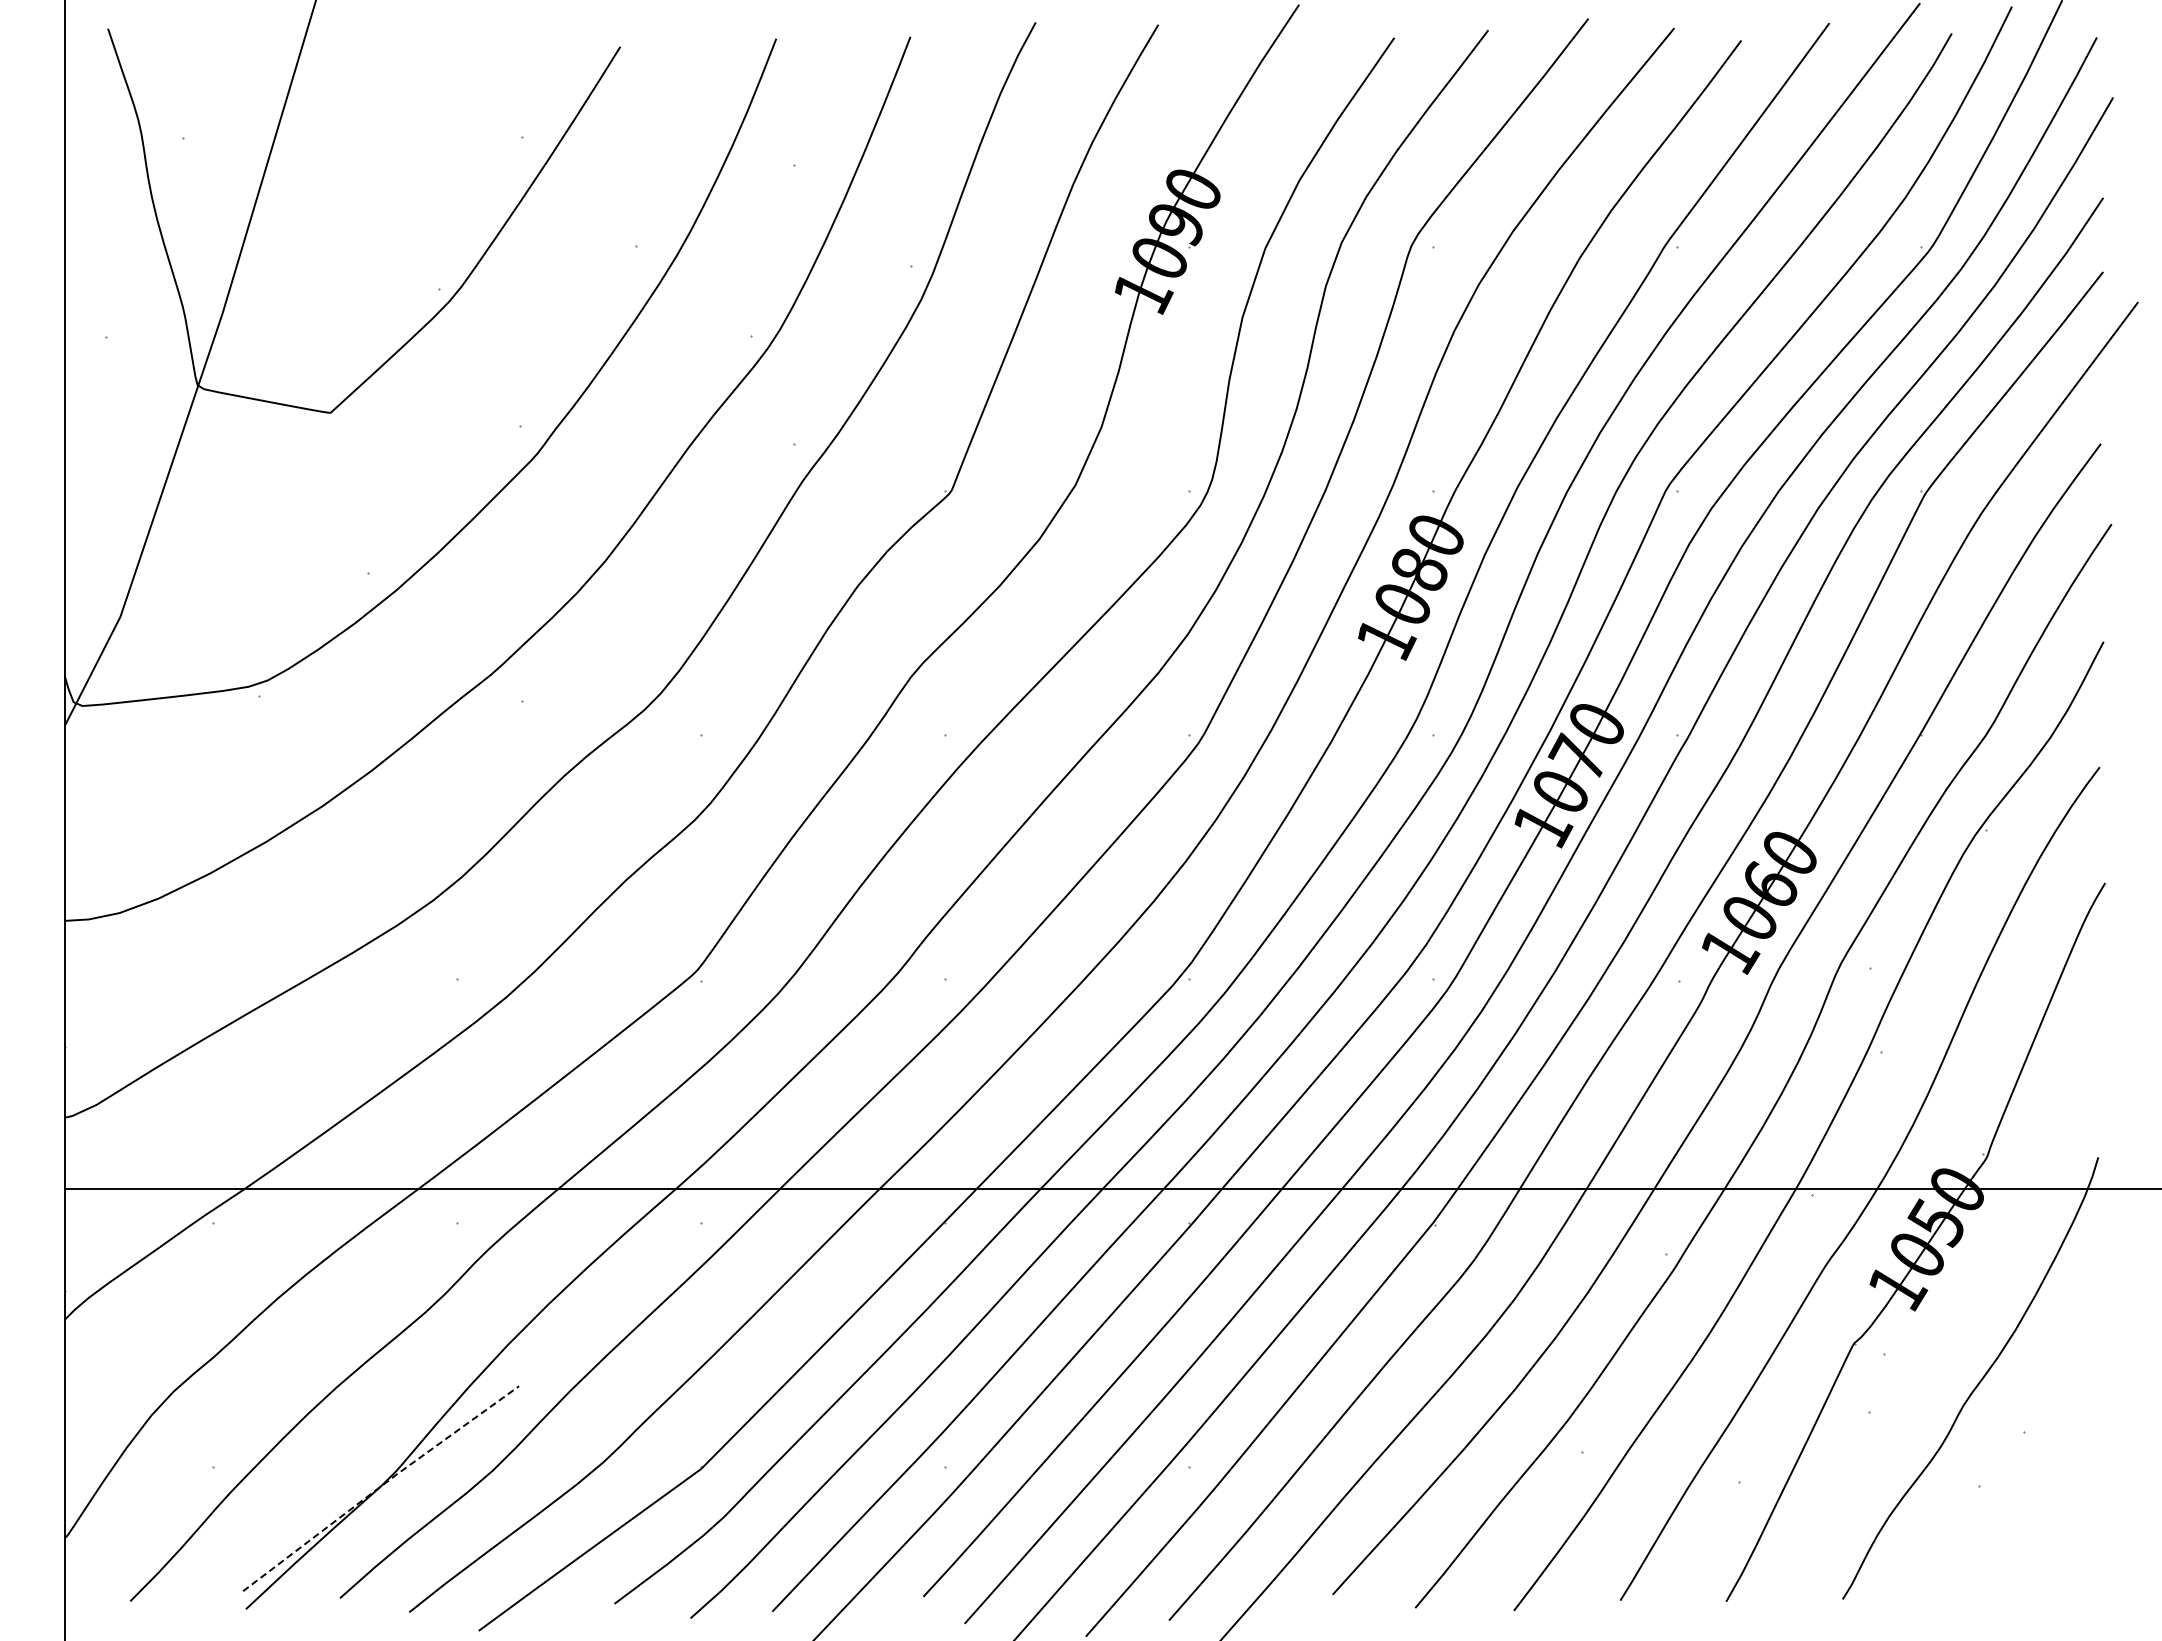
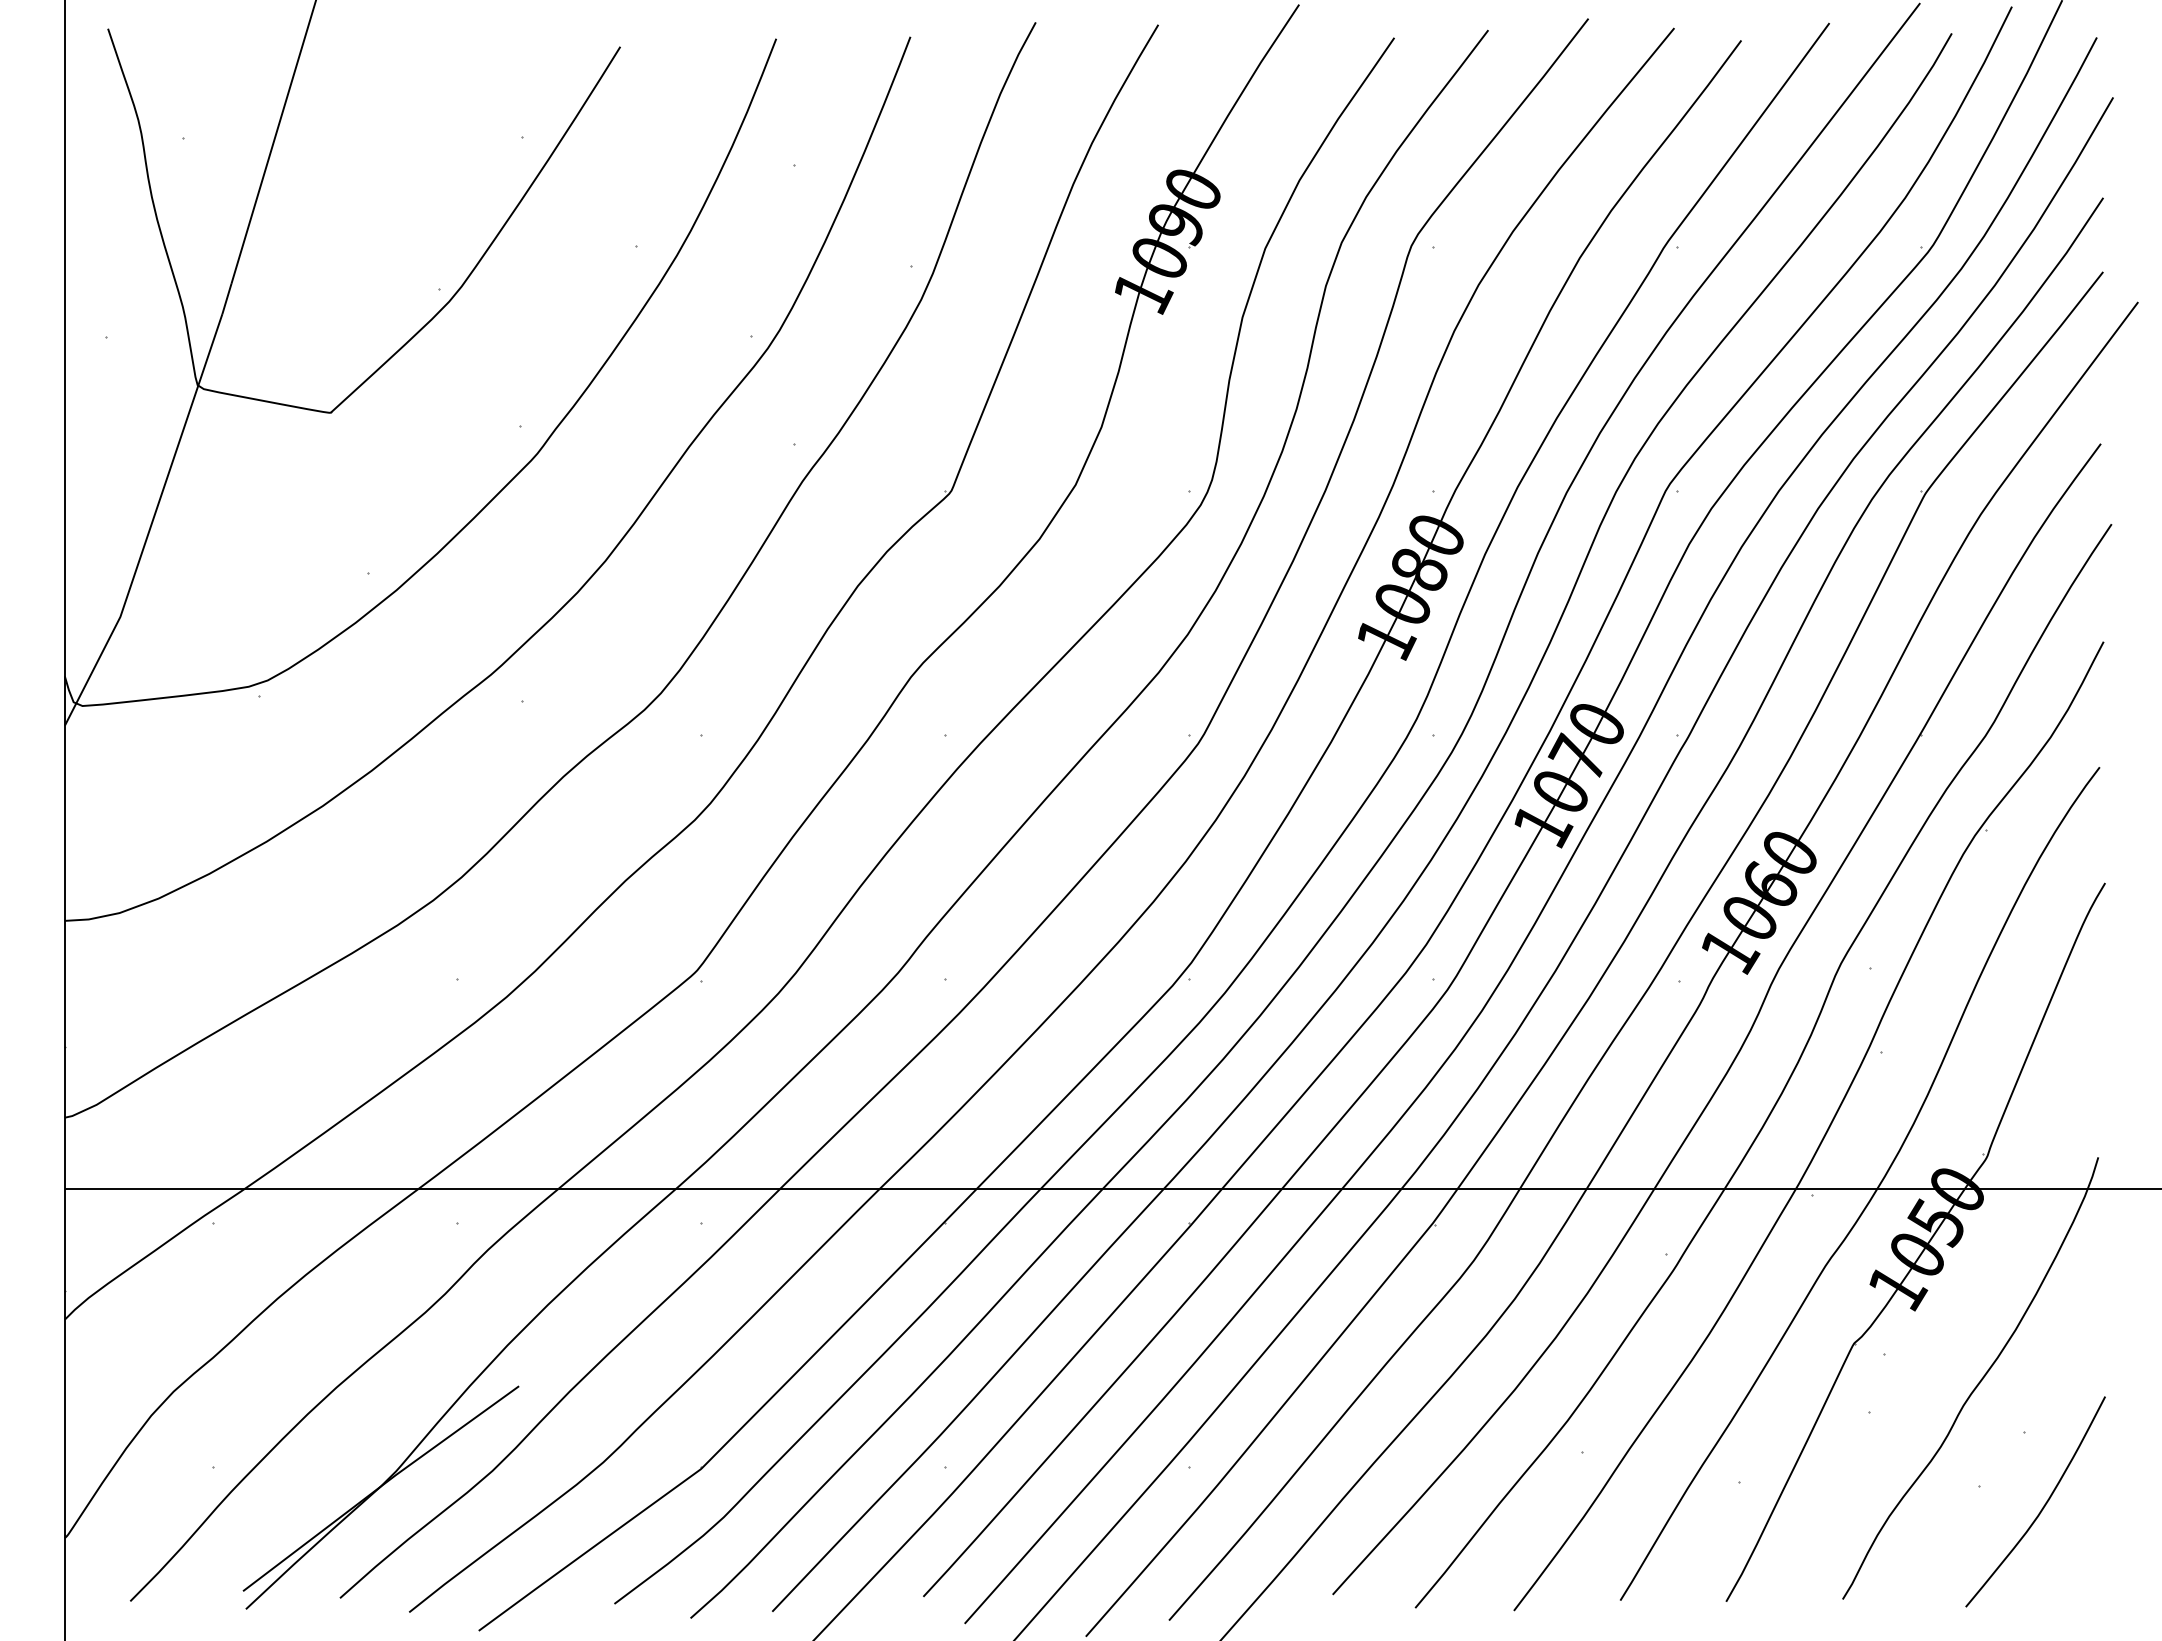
line: dashed -> solid (380, 1487)
curve: none -> present (2043, 1505)
